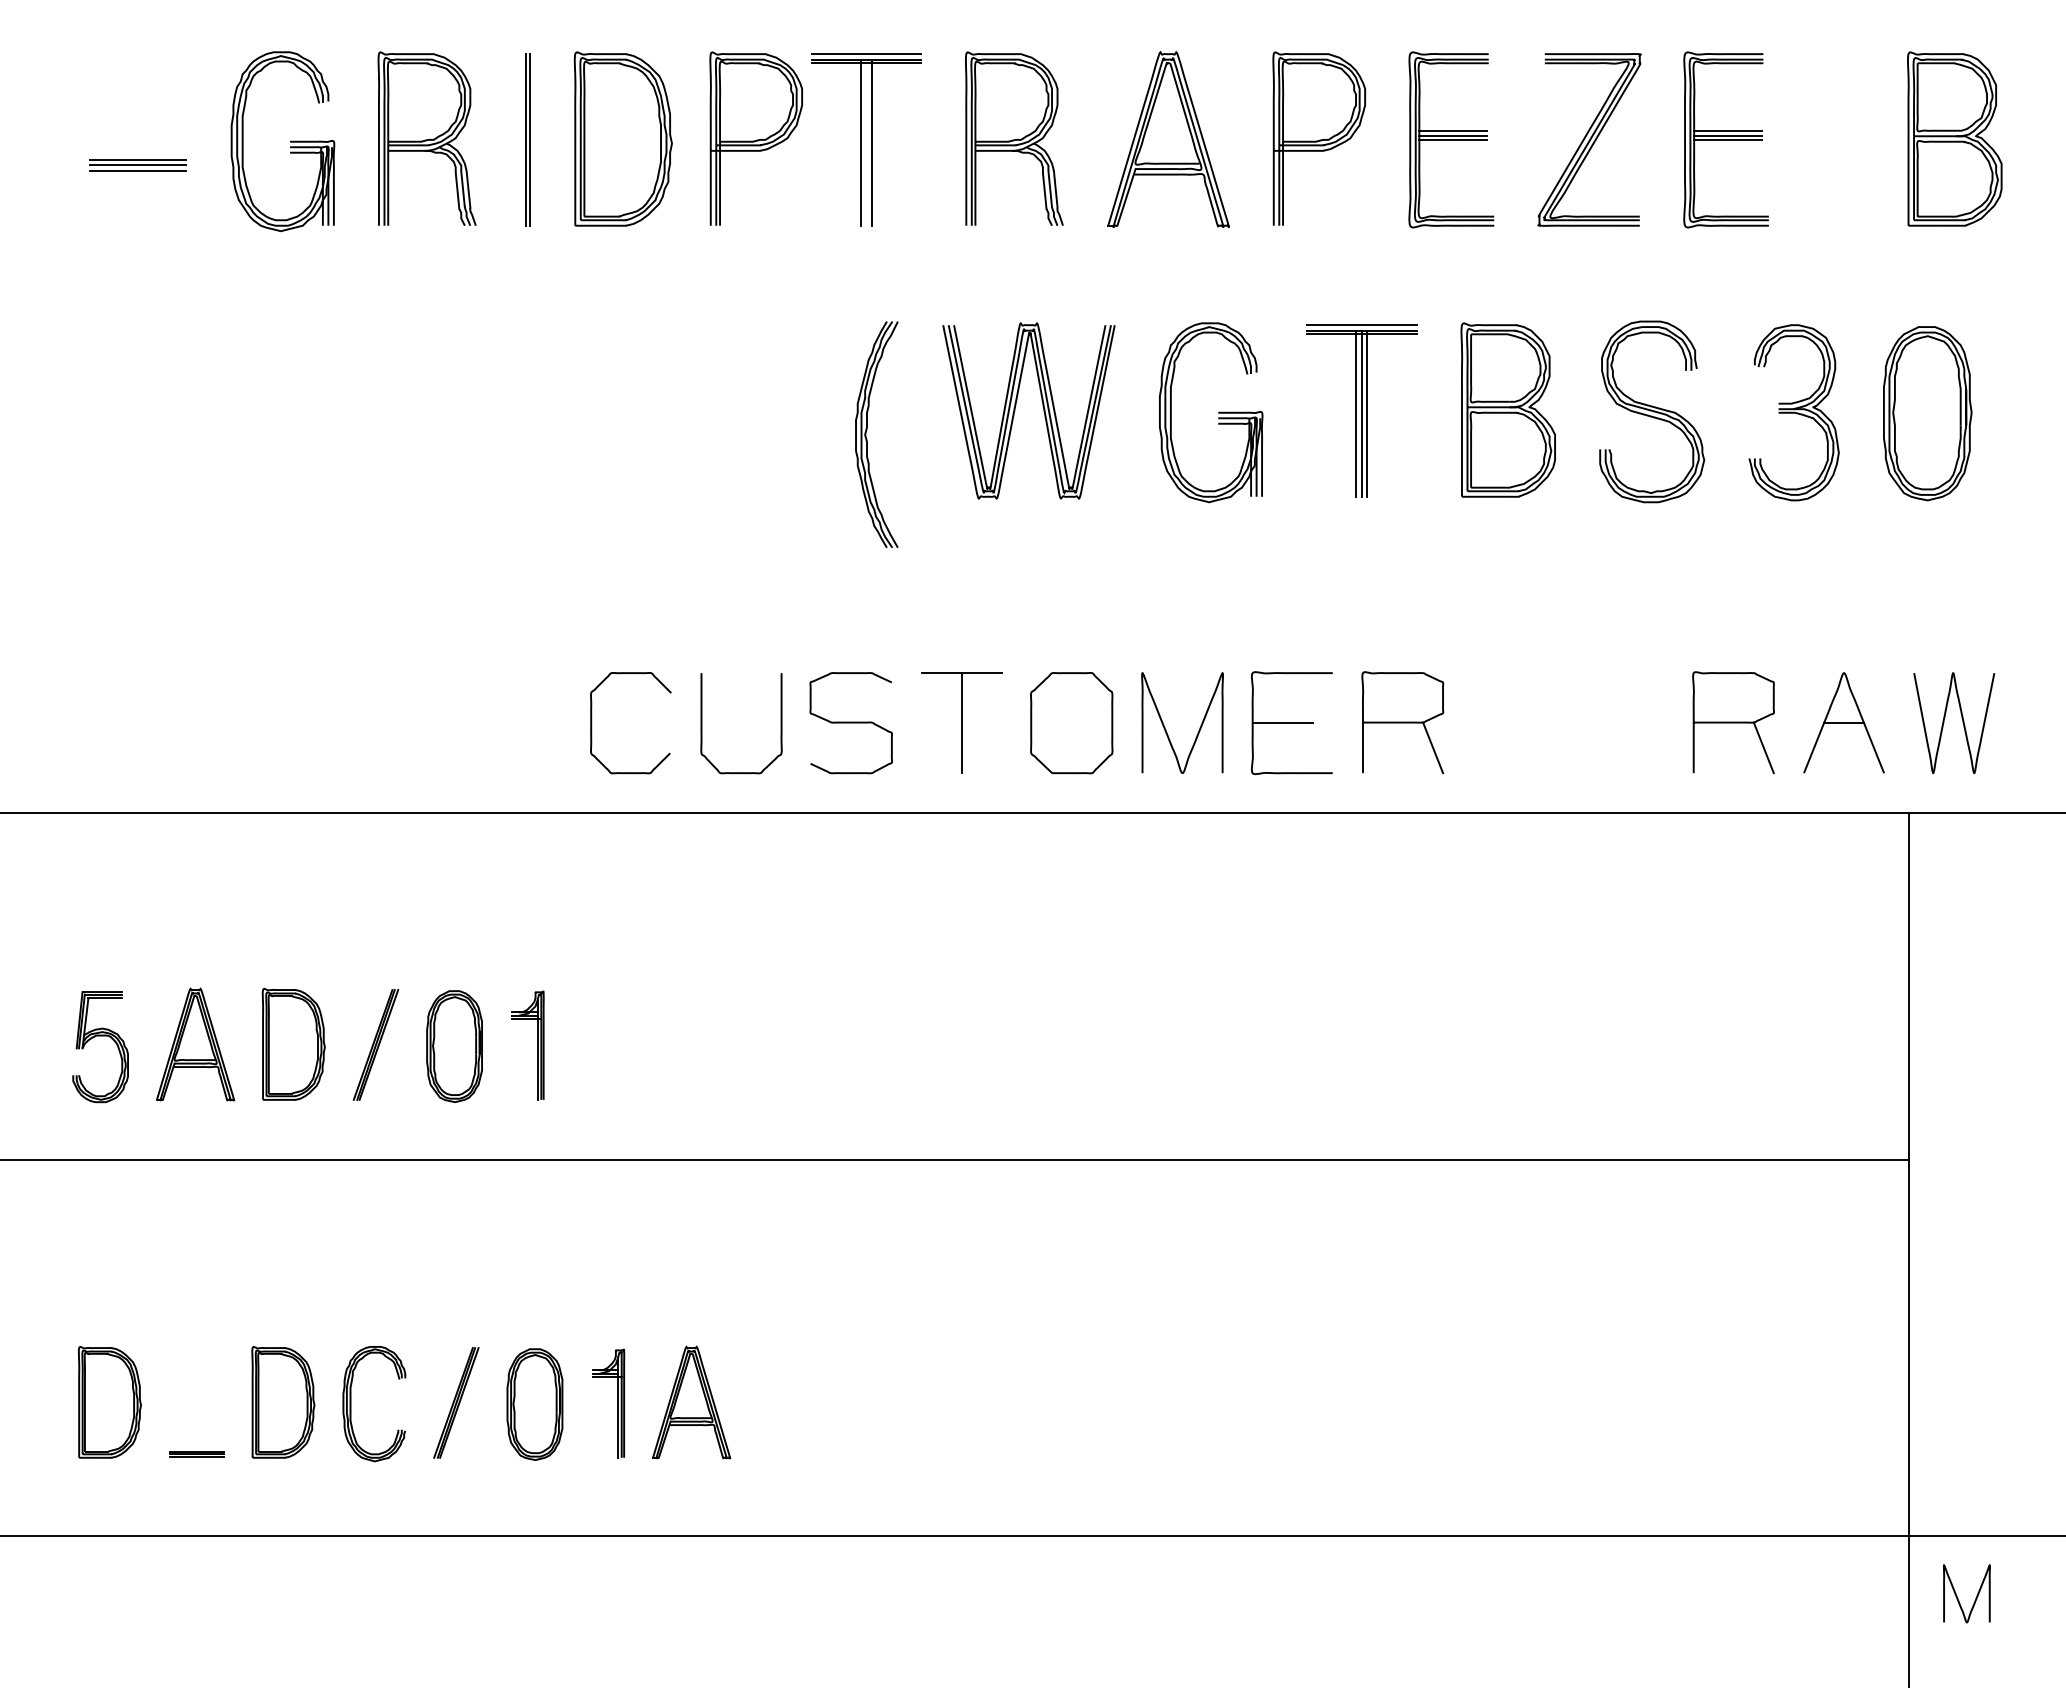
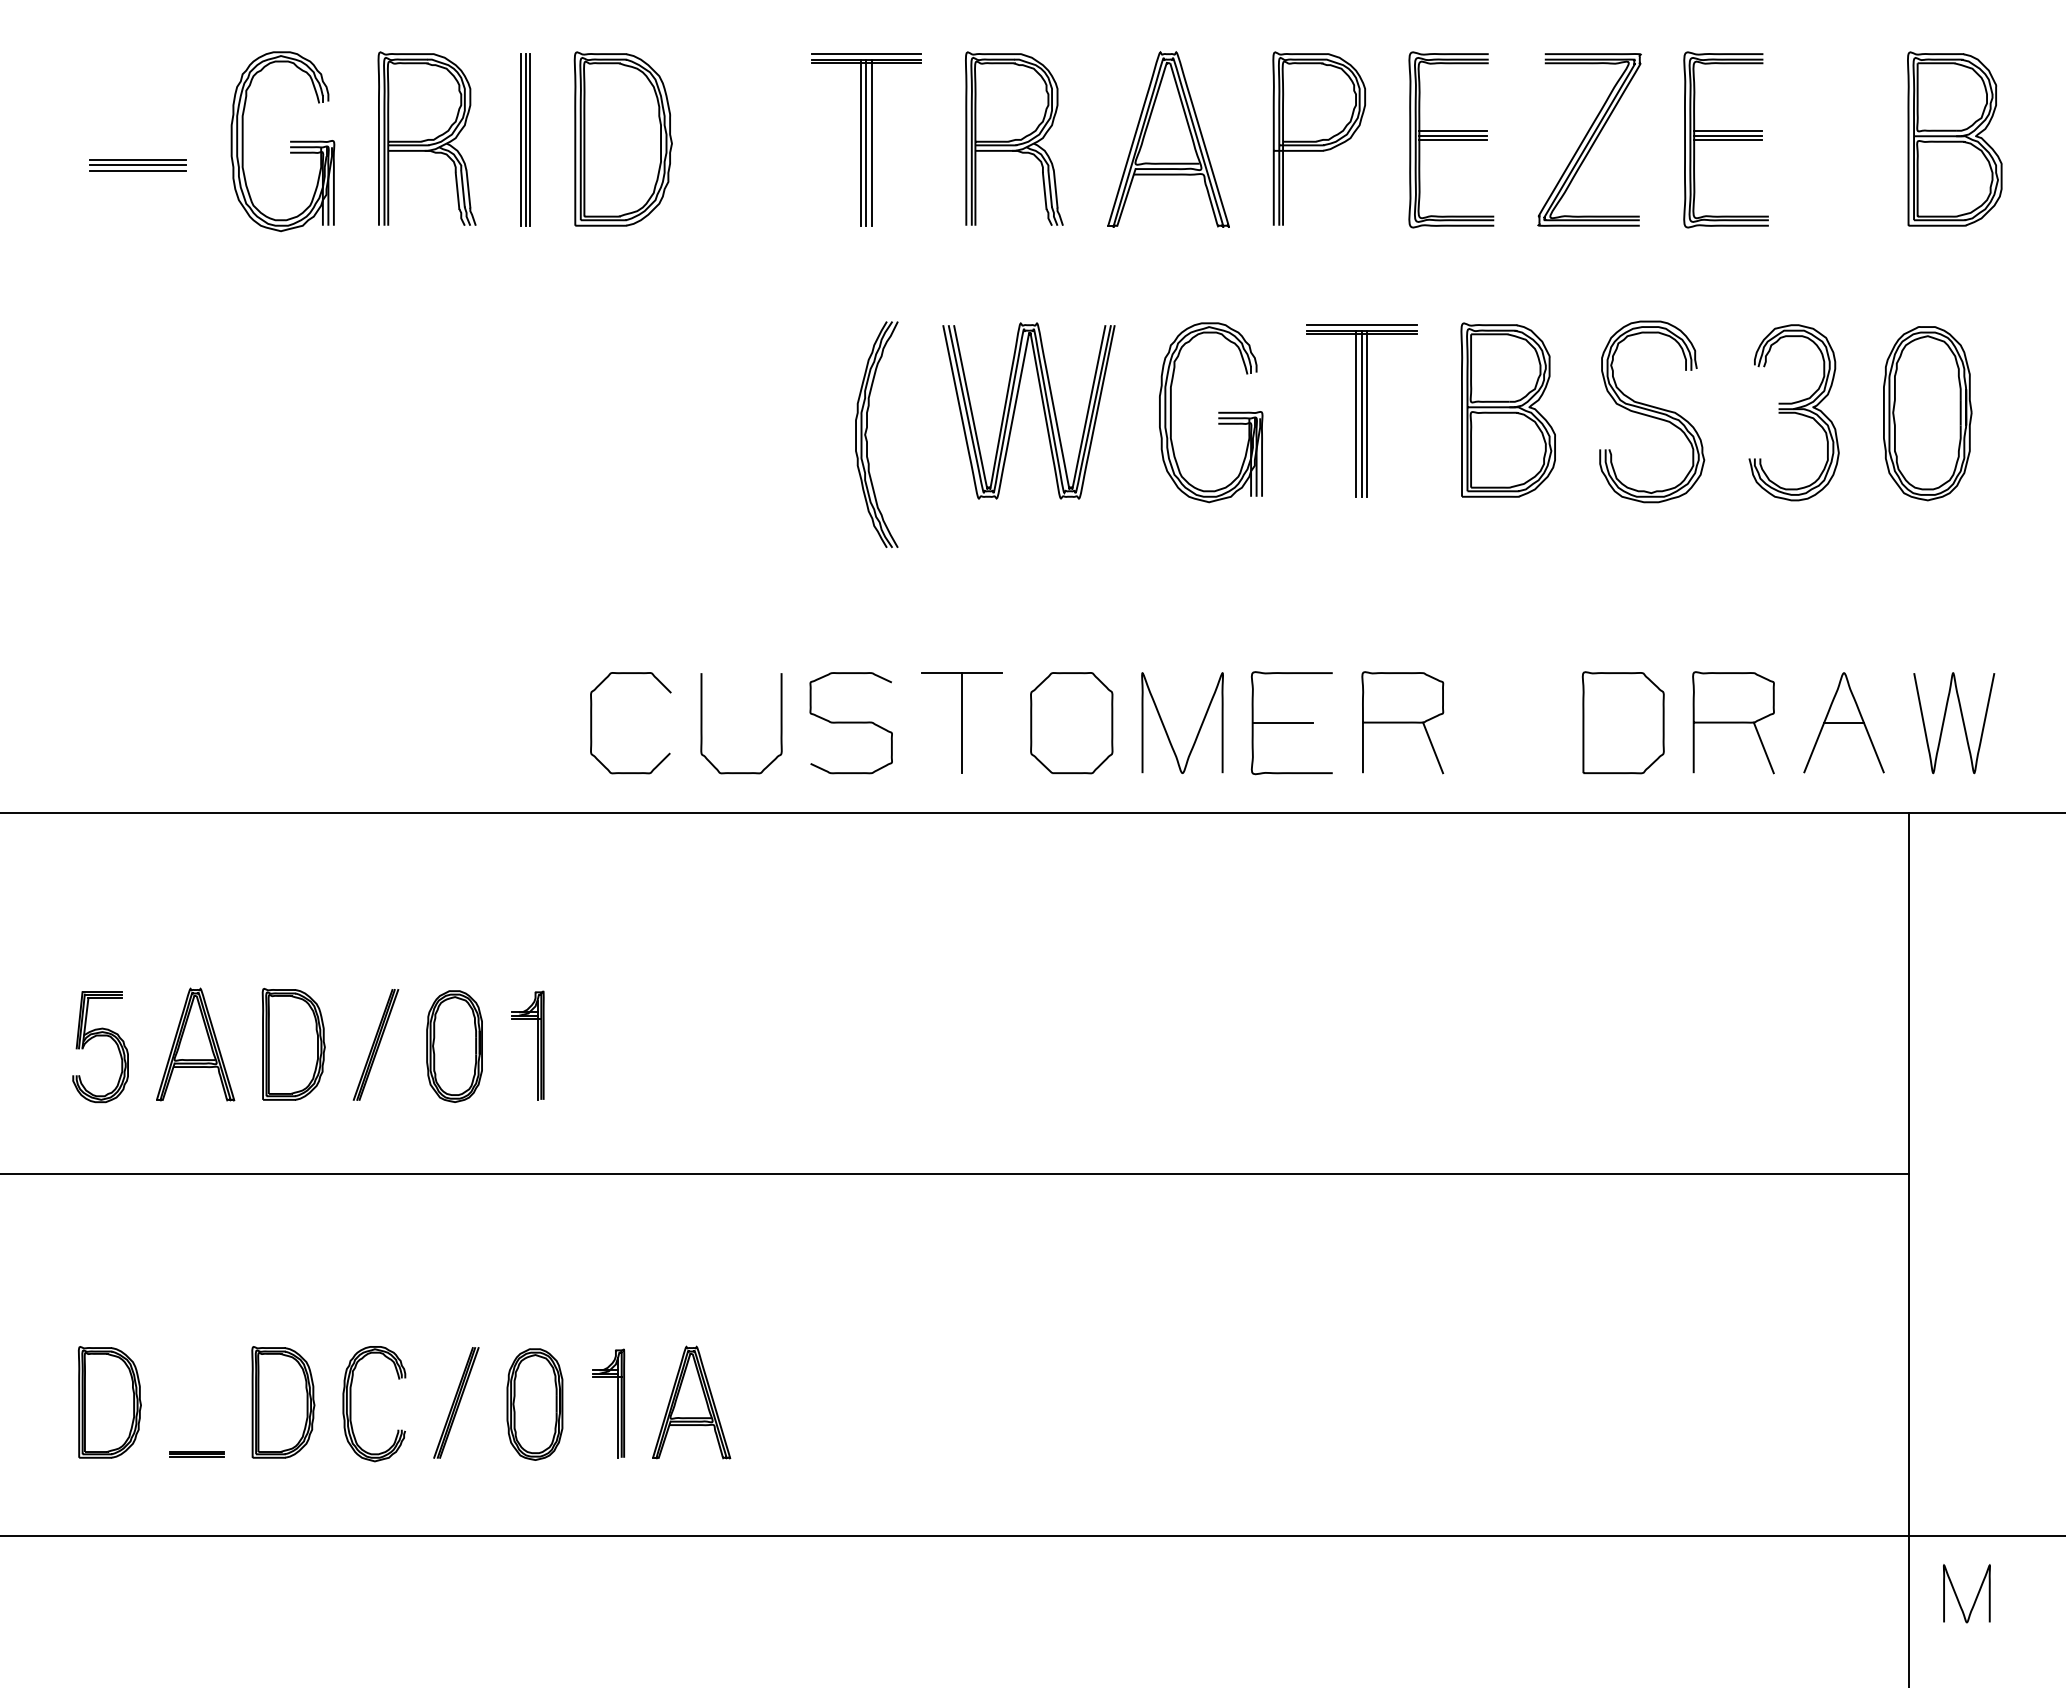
part: present -> none (756, 138)
line: none -> present (520, 139)
line: none -> present (866, 142)
part: none -> present (1622, 722)
line position: (955, 1160) -> (955, 1174) (955, 1174)
